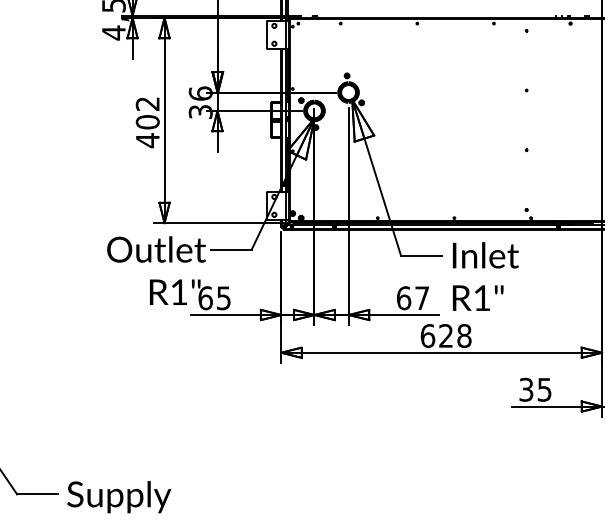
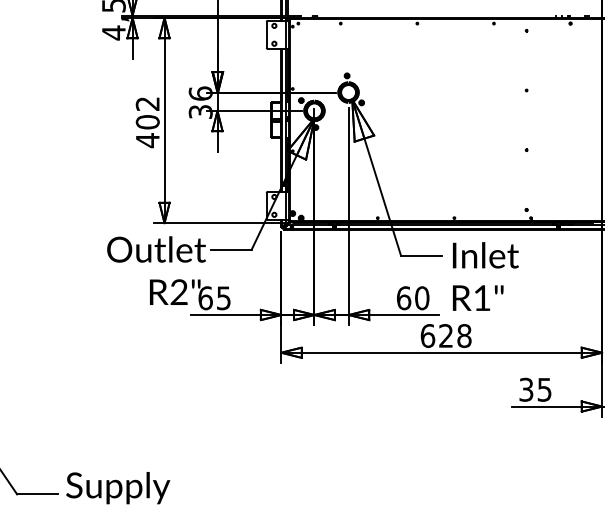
text: R1" -> R2" (178, 291)
text: 67 -> 60 (422, 298)
text position: (119, 497) -> (118, 488) (118, 488)
